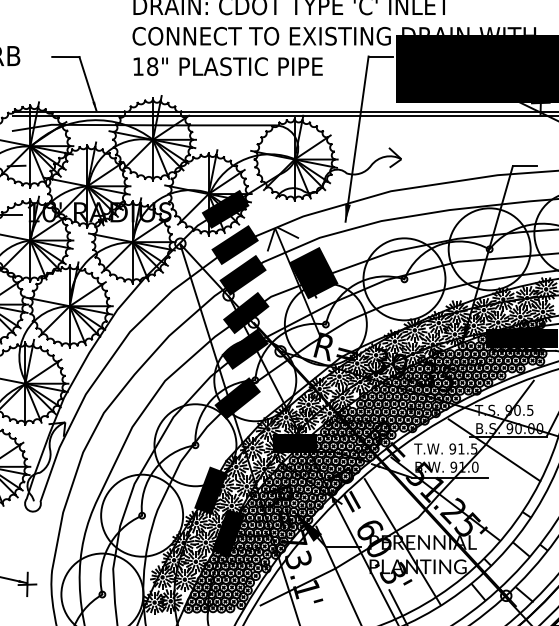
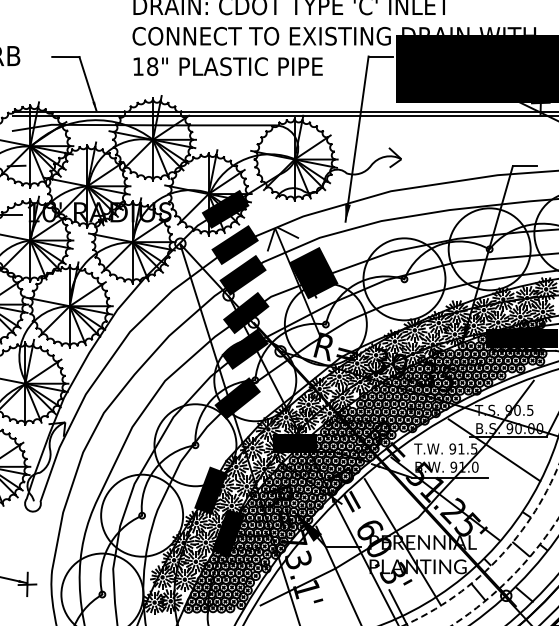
arc: solid -> dashed (497, 559)
arc: solid -> dashed (509, 578)
